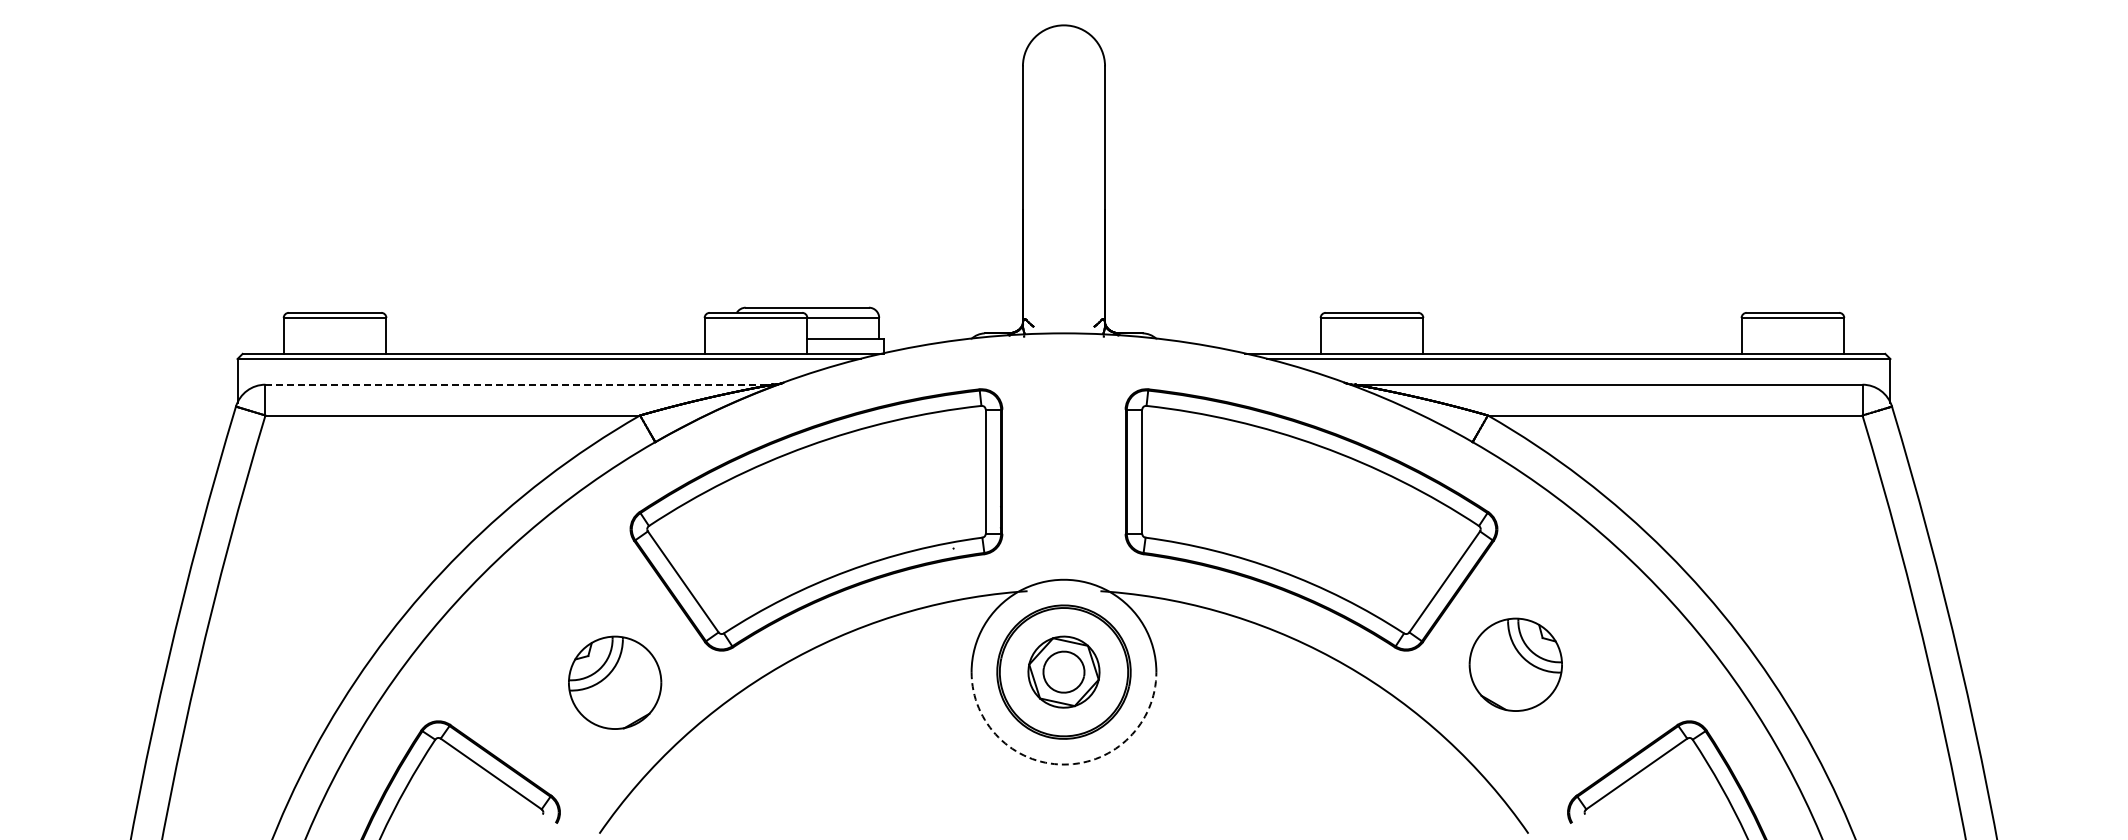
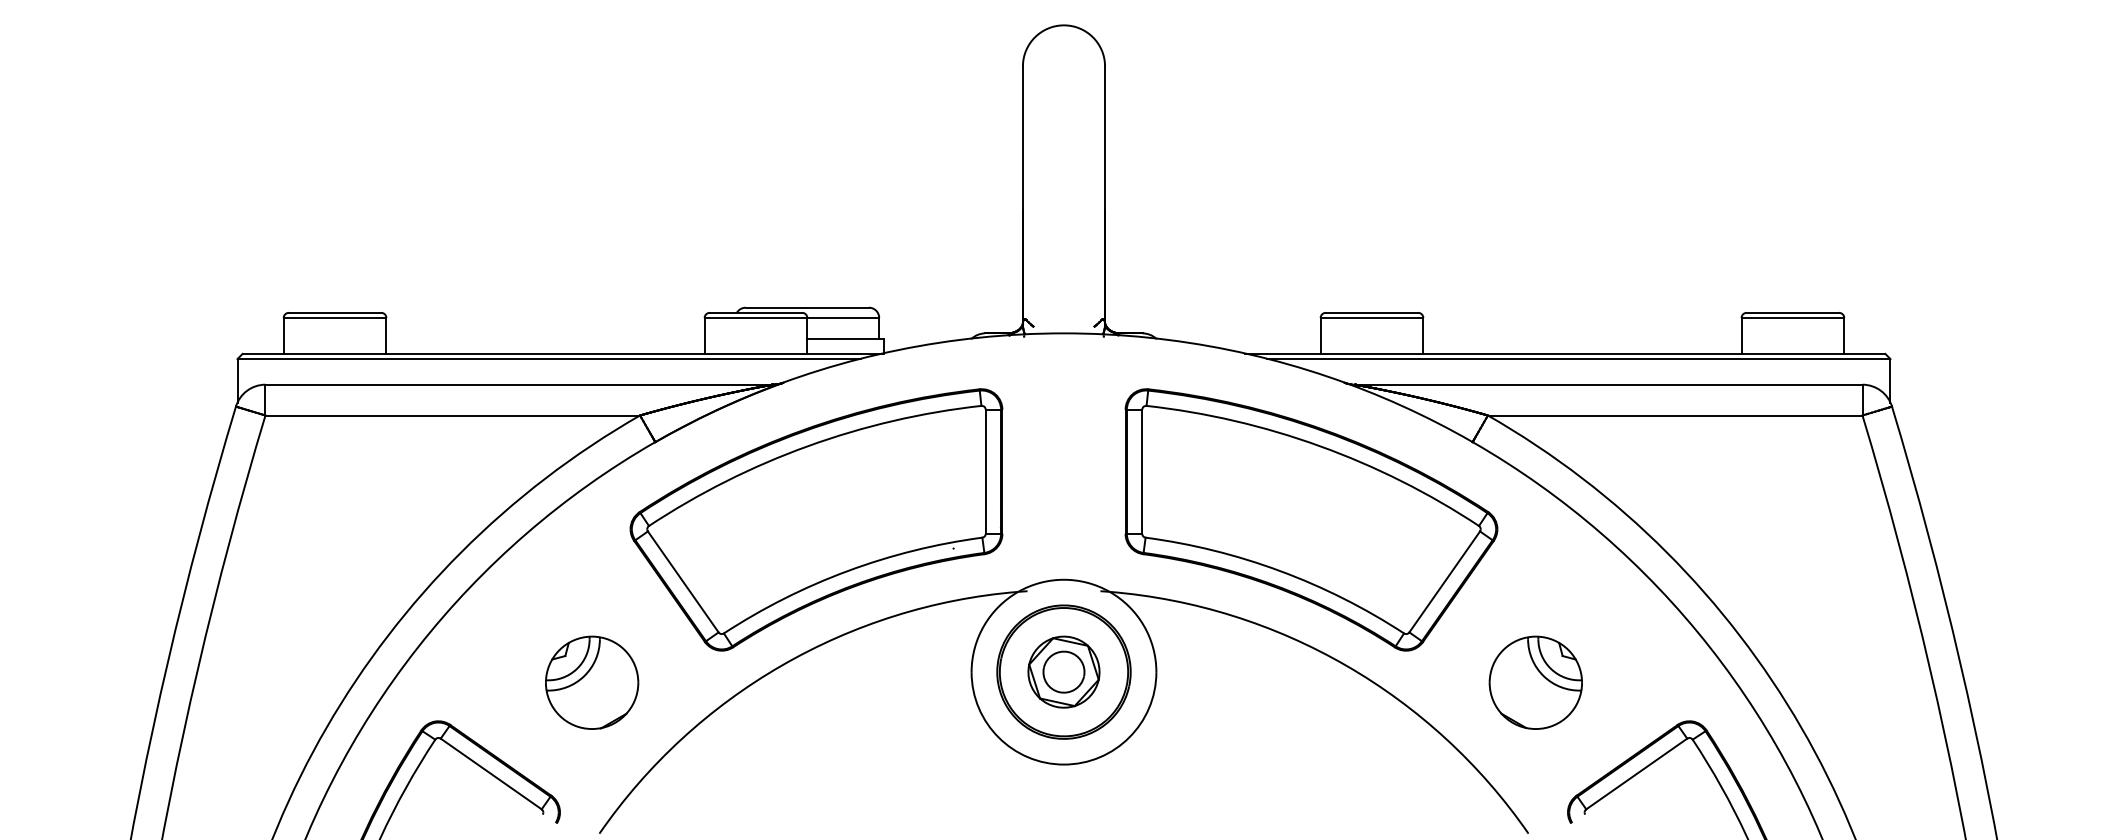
line: dashed -> solid (519, 384)
part position: (1515, 664) -> (1535, 682) (1535, 682)
part position: (615, 682) -> (592, 682) (592, 682)
arc: dashed -> solid (1064, 764)
